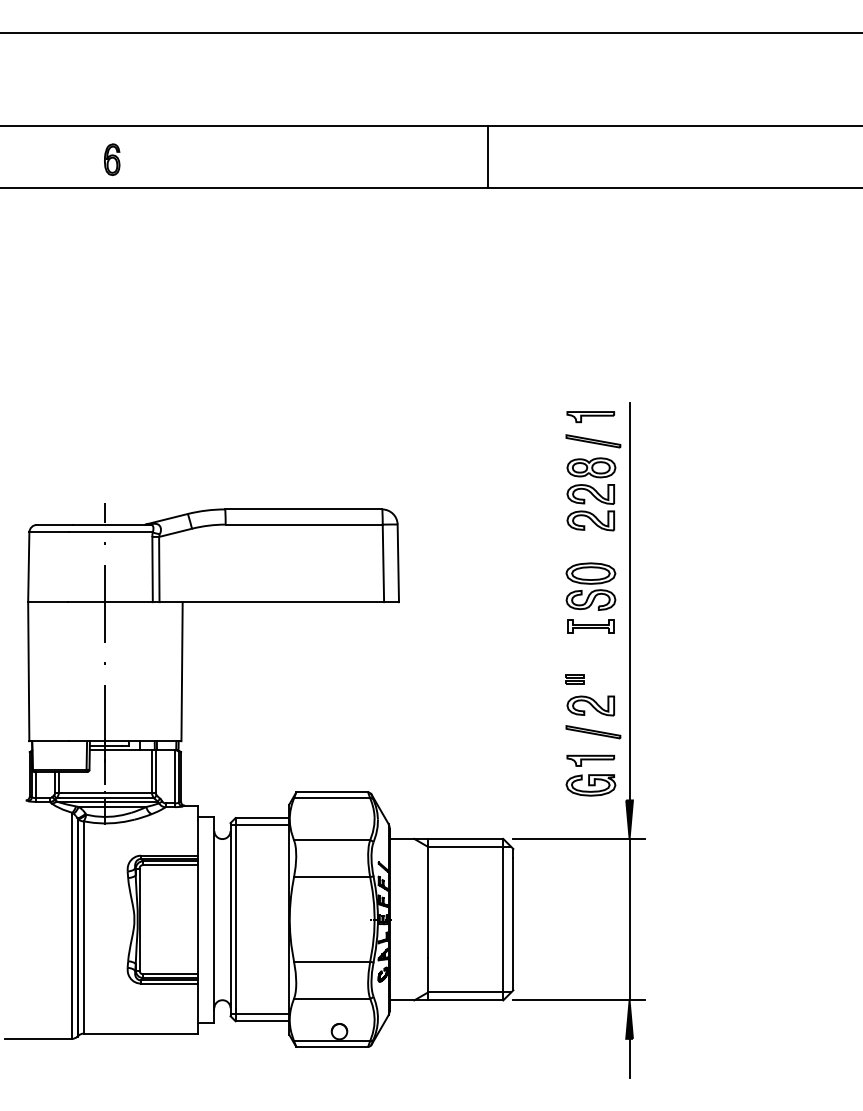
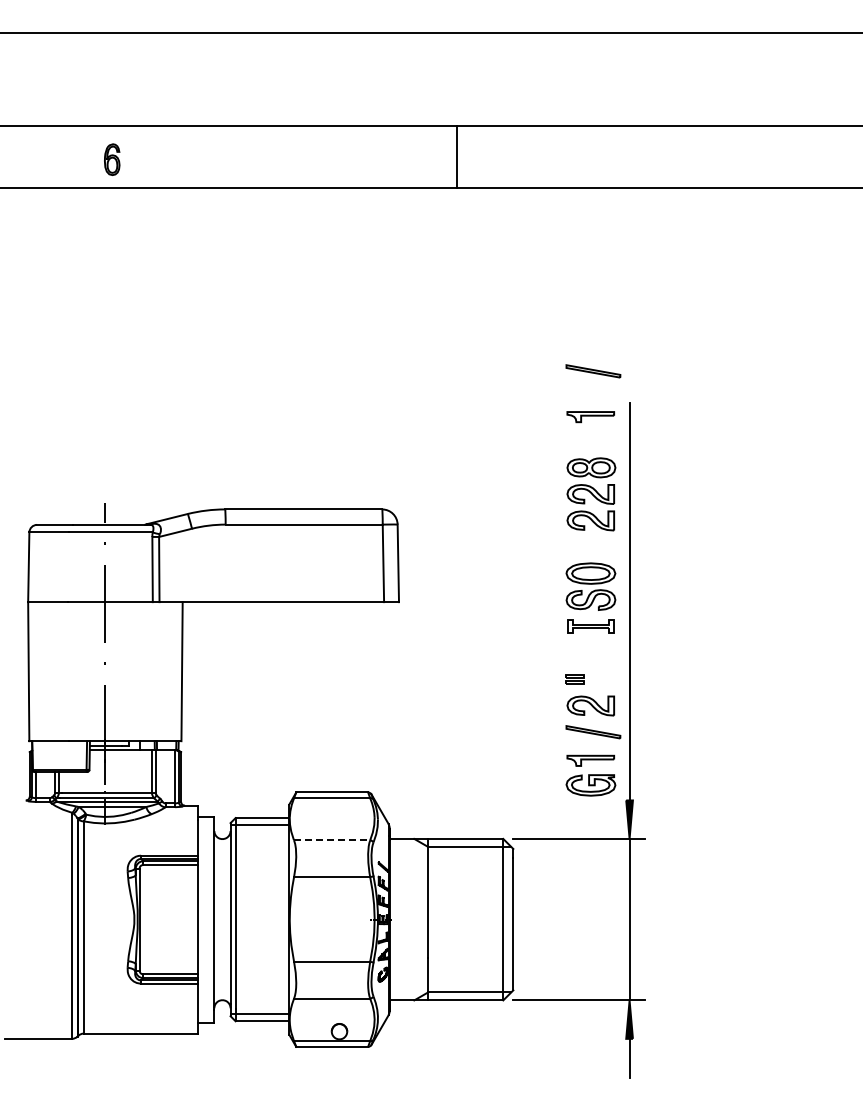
line position: (488, 156) -> (457, 156) (457, 156)
part position: (593, 441) -> (593, 371) (593, 371)
line: solid -> dashed (332, 840)
